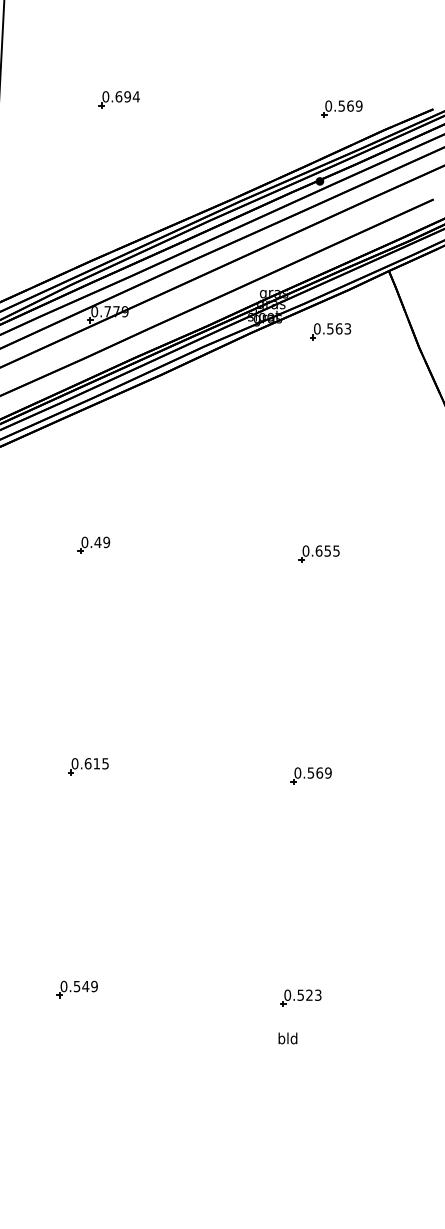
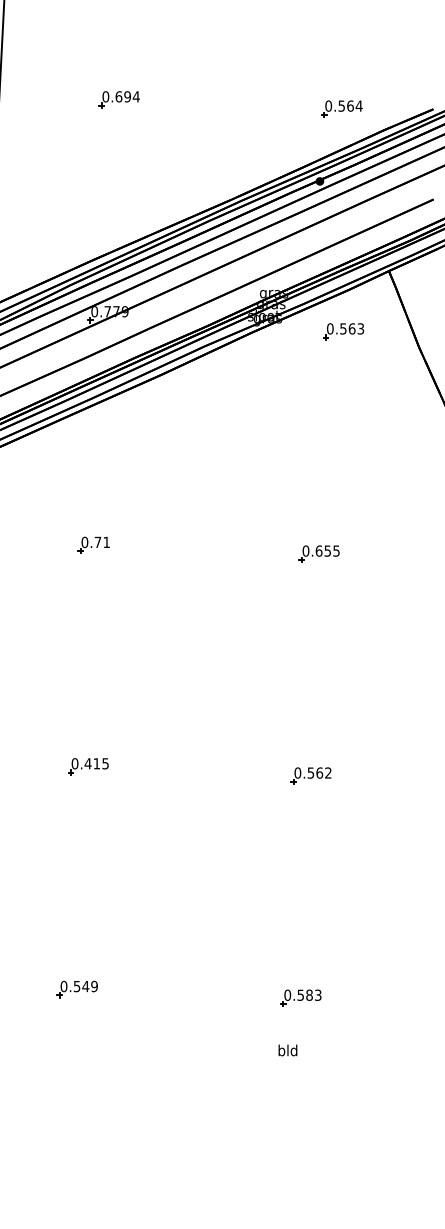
text: 0.569 -> 0.564 (358, 105)
part position: (330, 331) -> (343, 331) (343, 331)
text: 0.49 -> 0.71 (102, 542)
text: 0.615 -> 0.415 (87, 763)
text: 0.569 -> 0.562 (328, 772)
text: 0.523 -> 0.583 (309, 994)
text position: (287, 1038) -> (287, 1050) (287, 1050)
